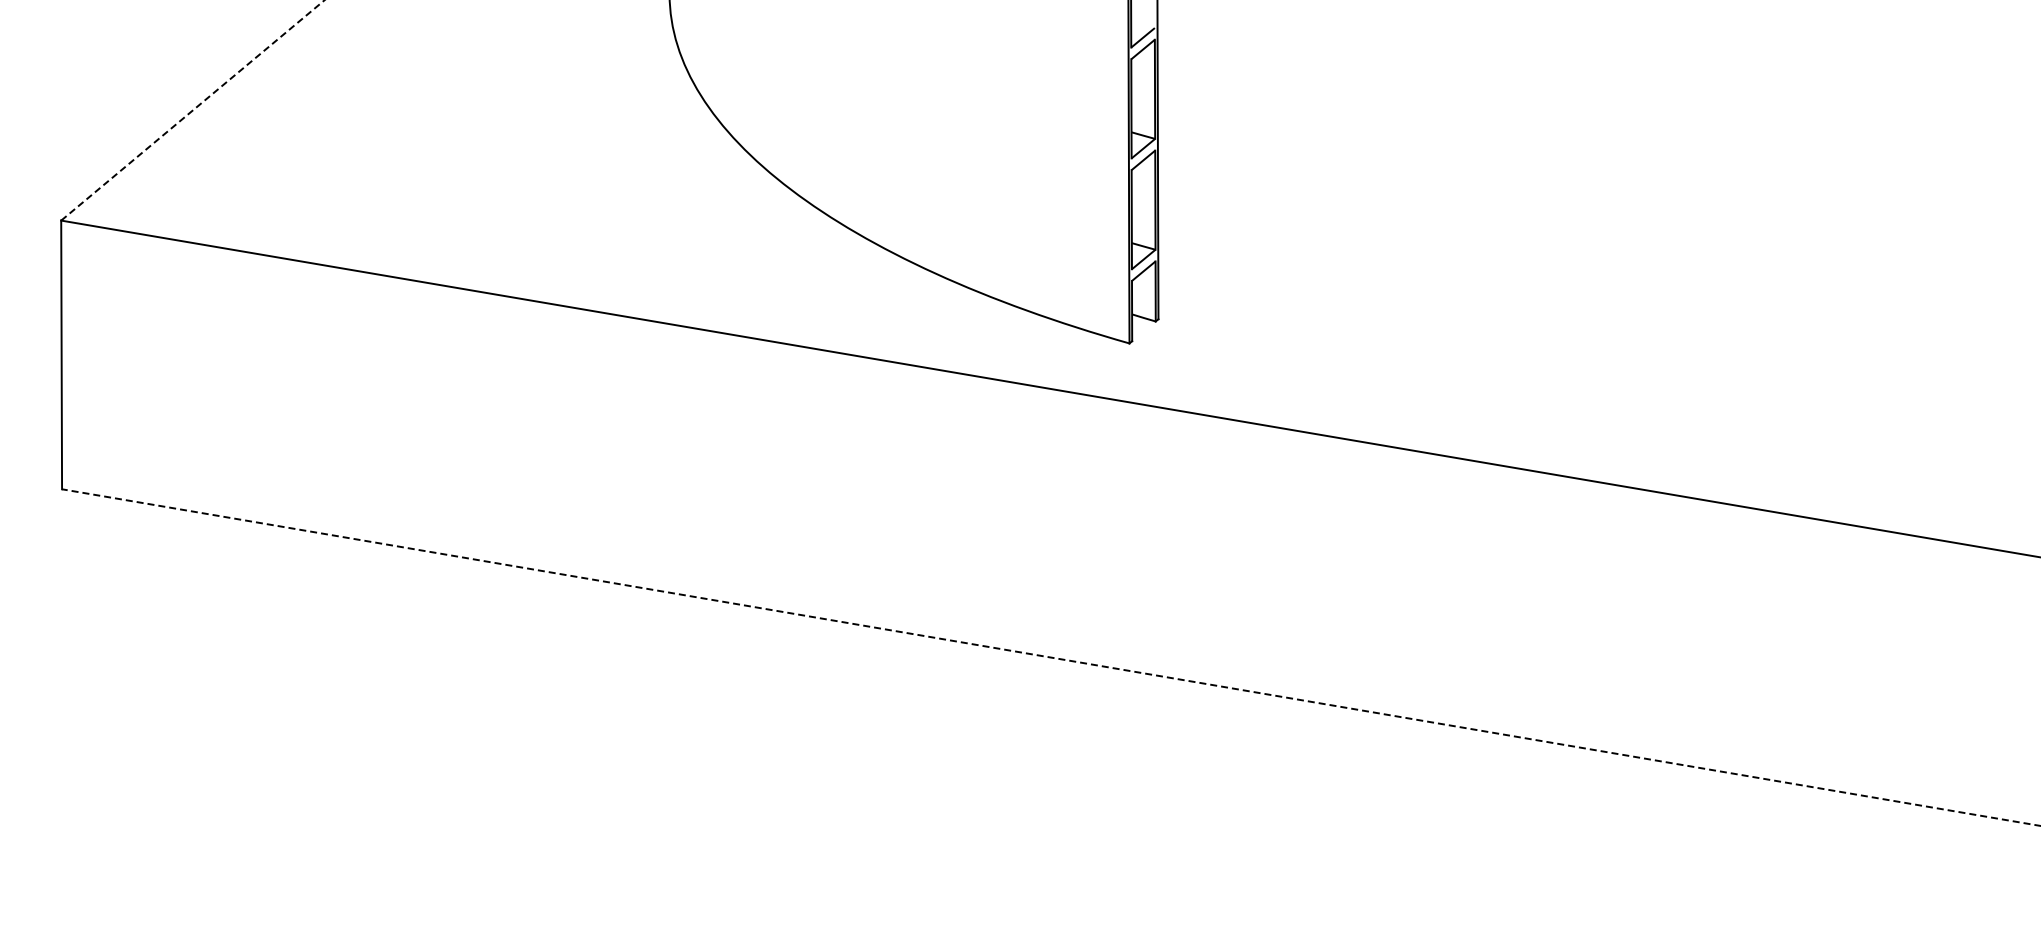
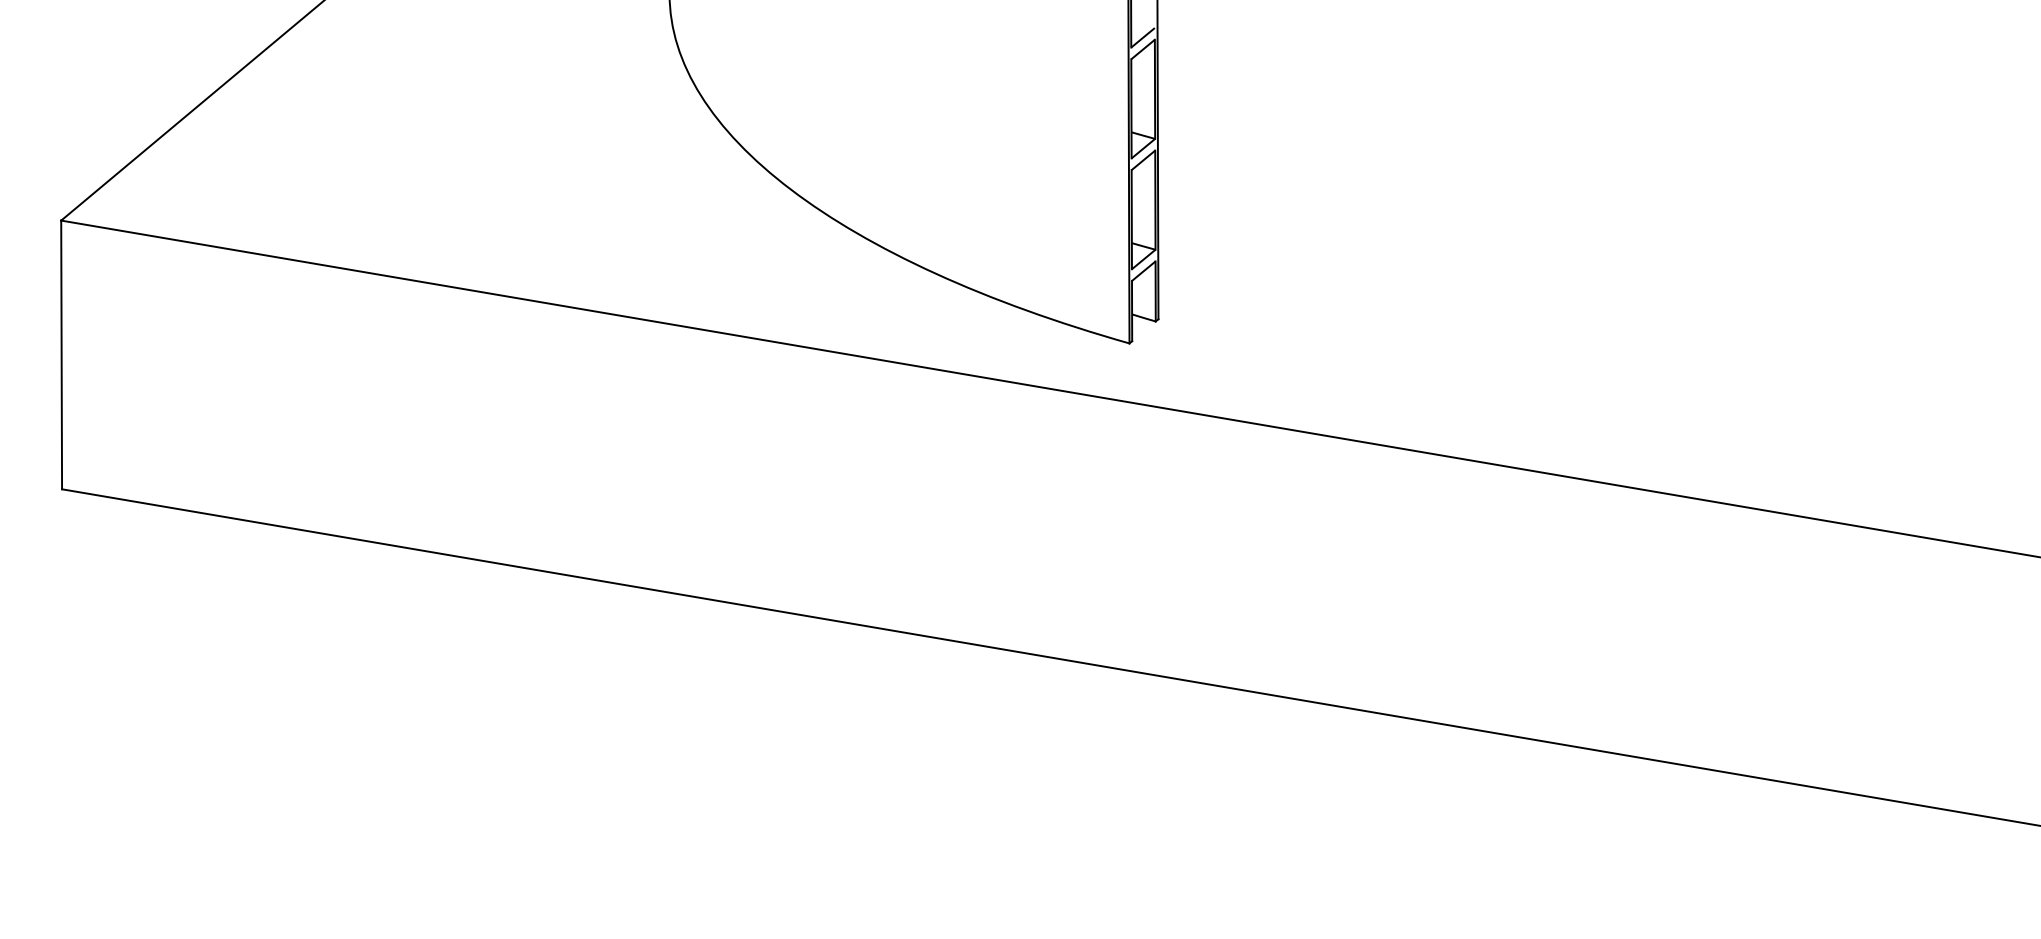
line: dashed -> solid (193, 110)
line: dashed -> solid (1050, 657)
